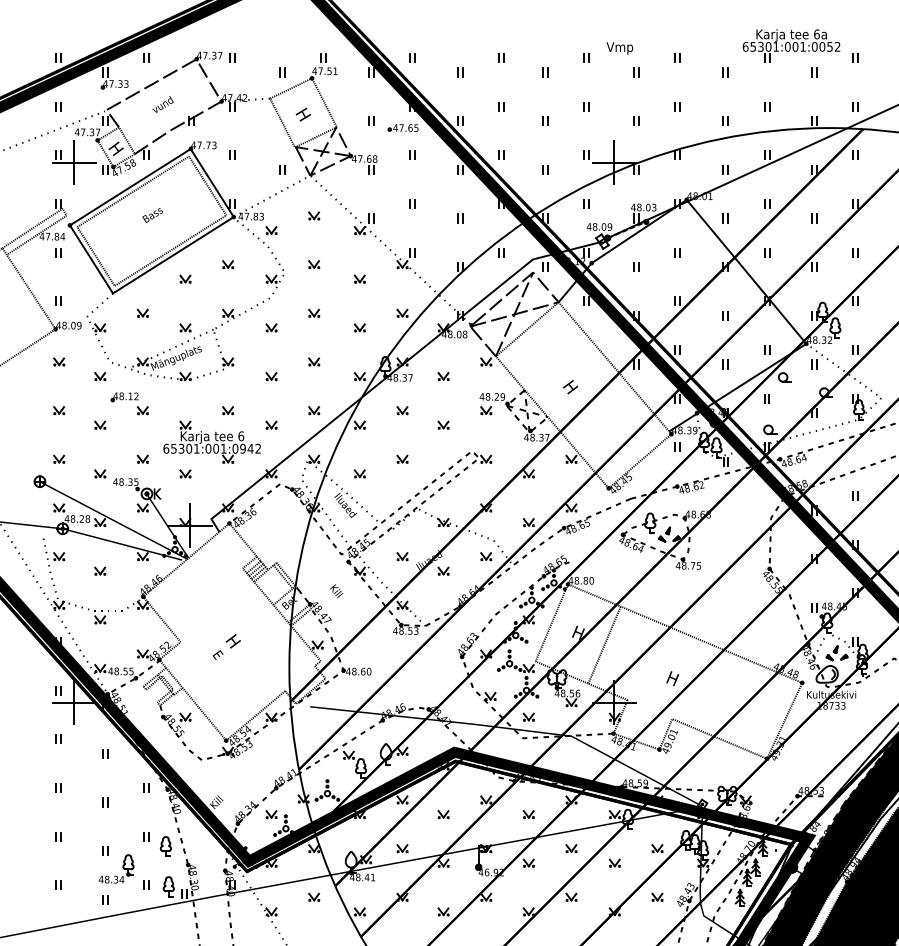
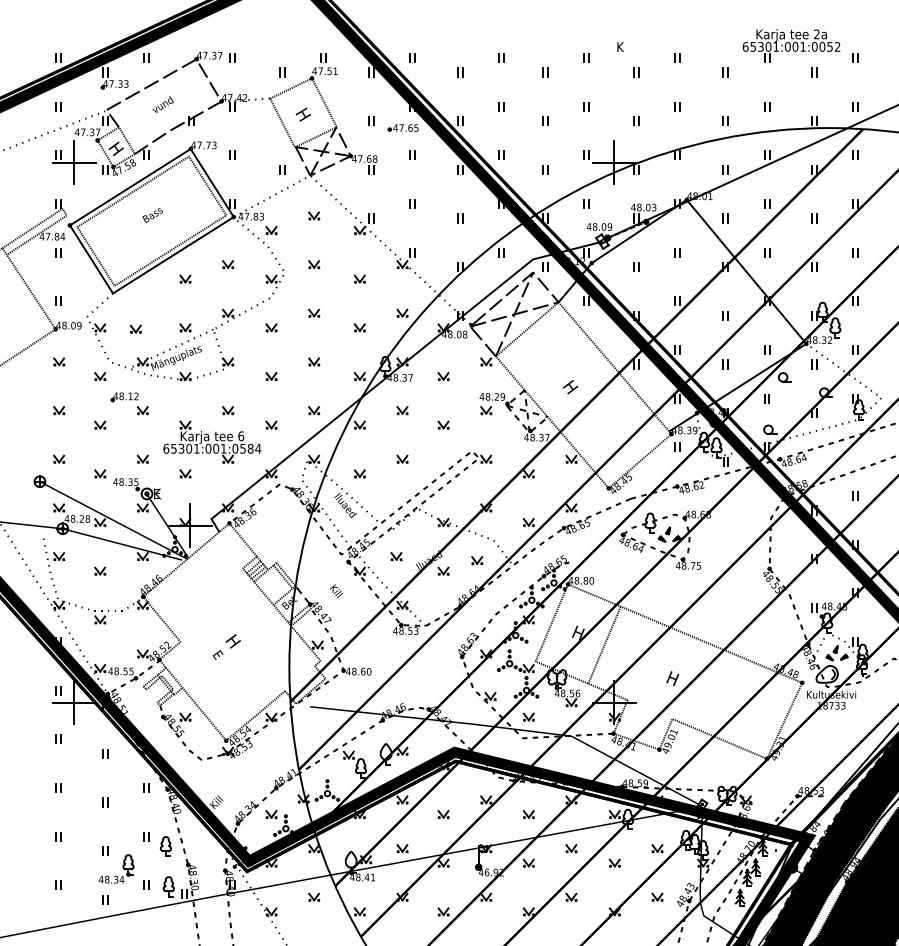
text: 6a -> 2a (816, 34)
text: Vmp -> K (619, 48)
part position: (142, 312) -> (135, 328) (135, 328)
text: 65301:001:0942 -> 65301:001:0584 (250, 448)
text: K -> E (157, 493)
part position: (402, 556) -> (396, 556) (396, 556)
part position: (486, 556) -> (477, 560) (477, 560)
